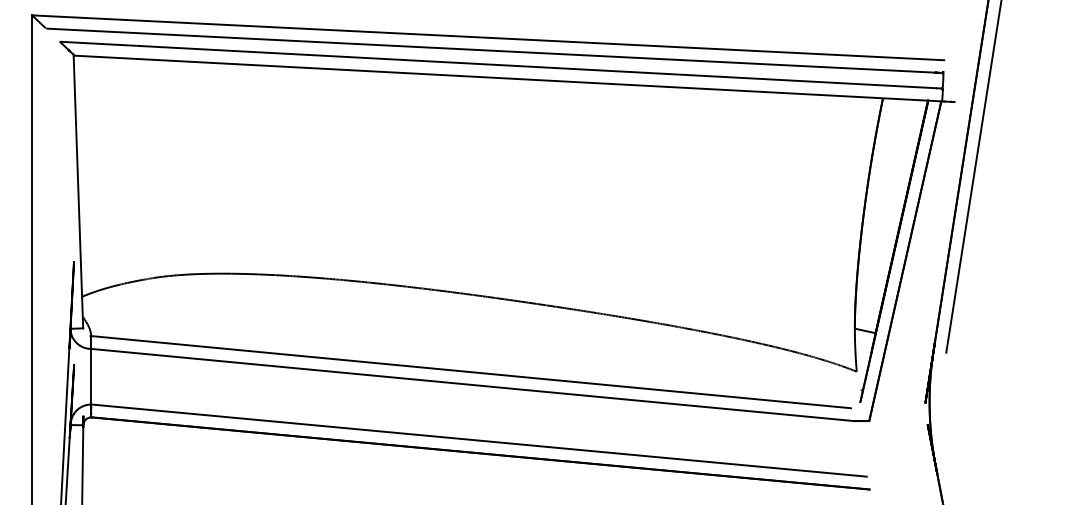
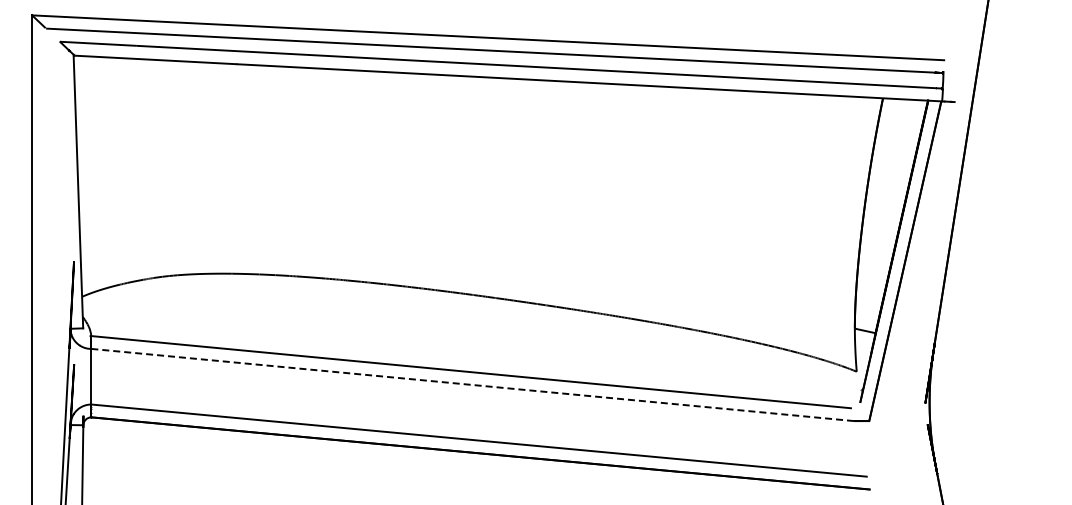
line: present -> none (973, 177)
line: solid -> dashed (472, 385)
